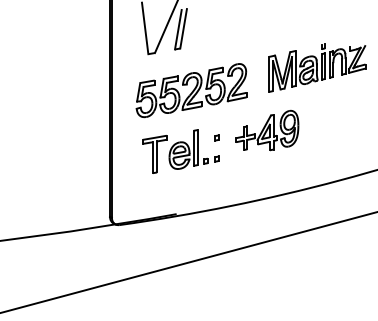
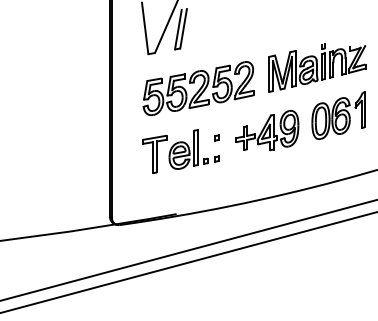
part position: (191, 90) -> (198, 88) (198, 88)
part: none -> present (338, 115)
line: none -> present (188, 250)
